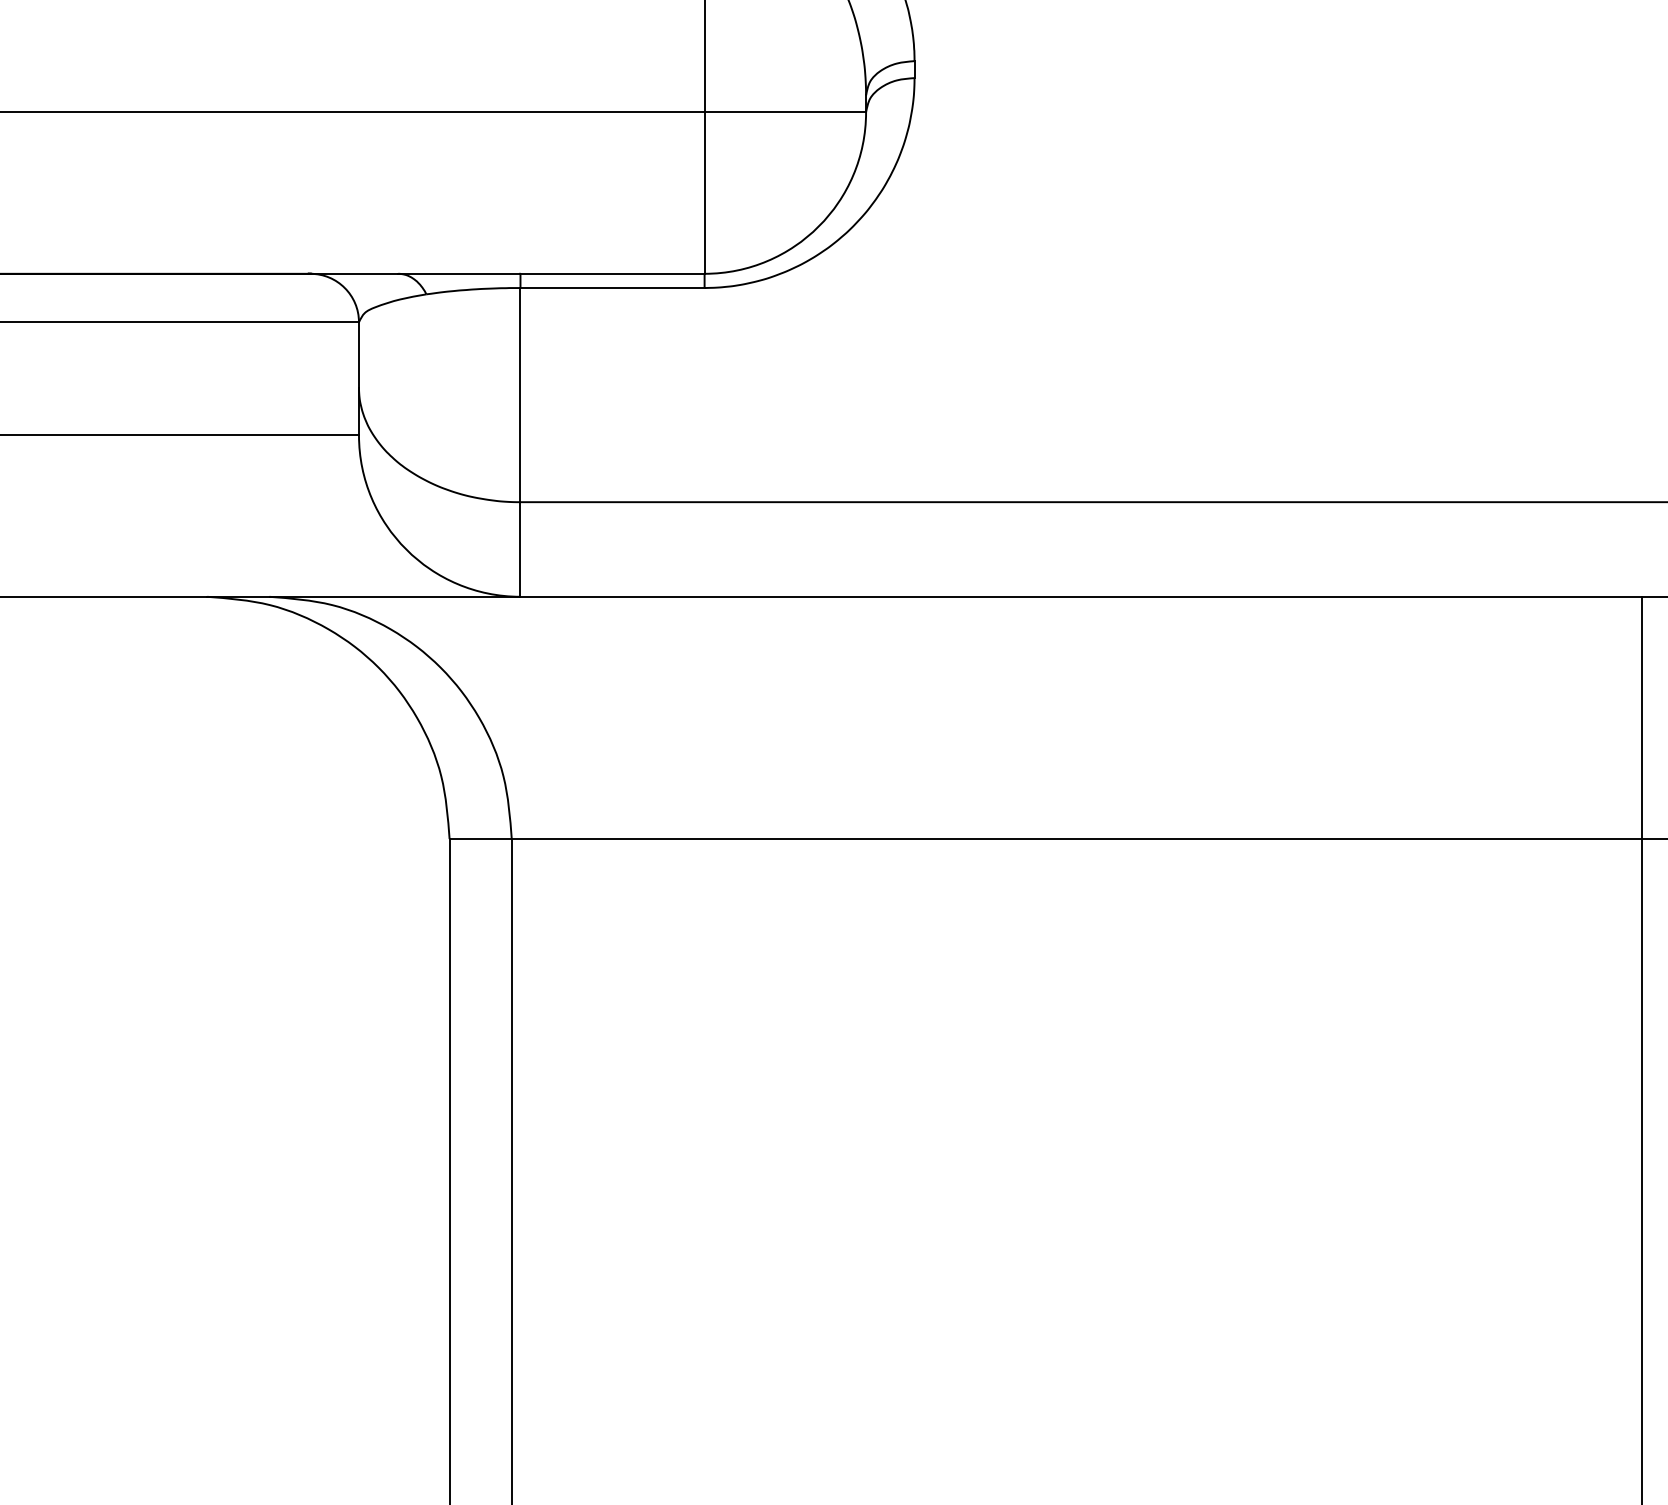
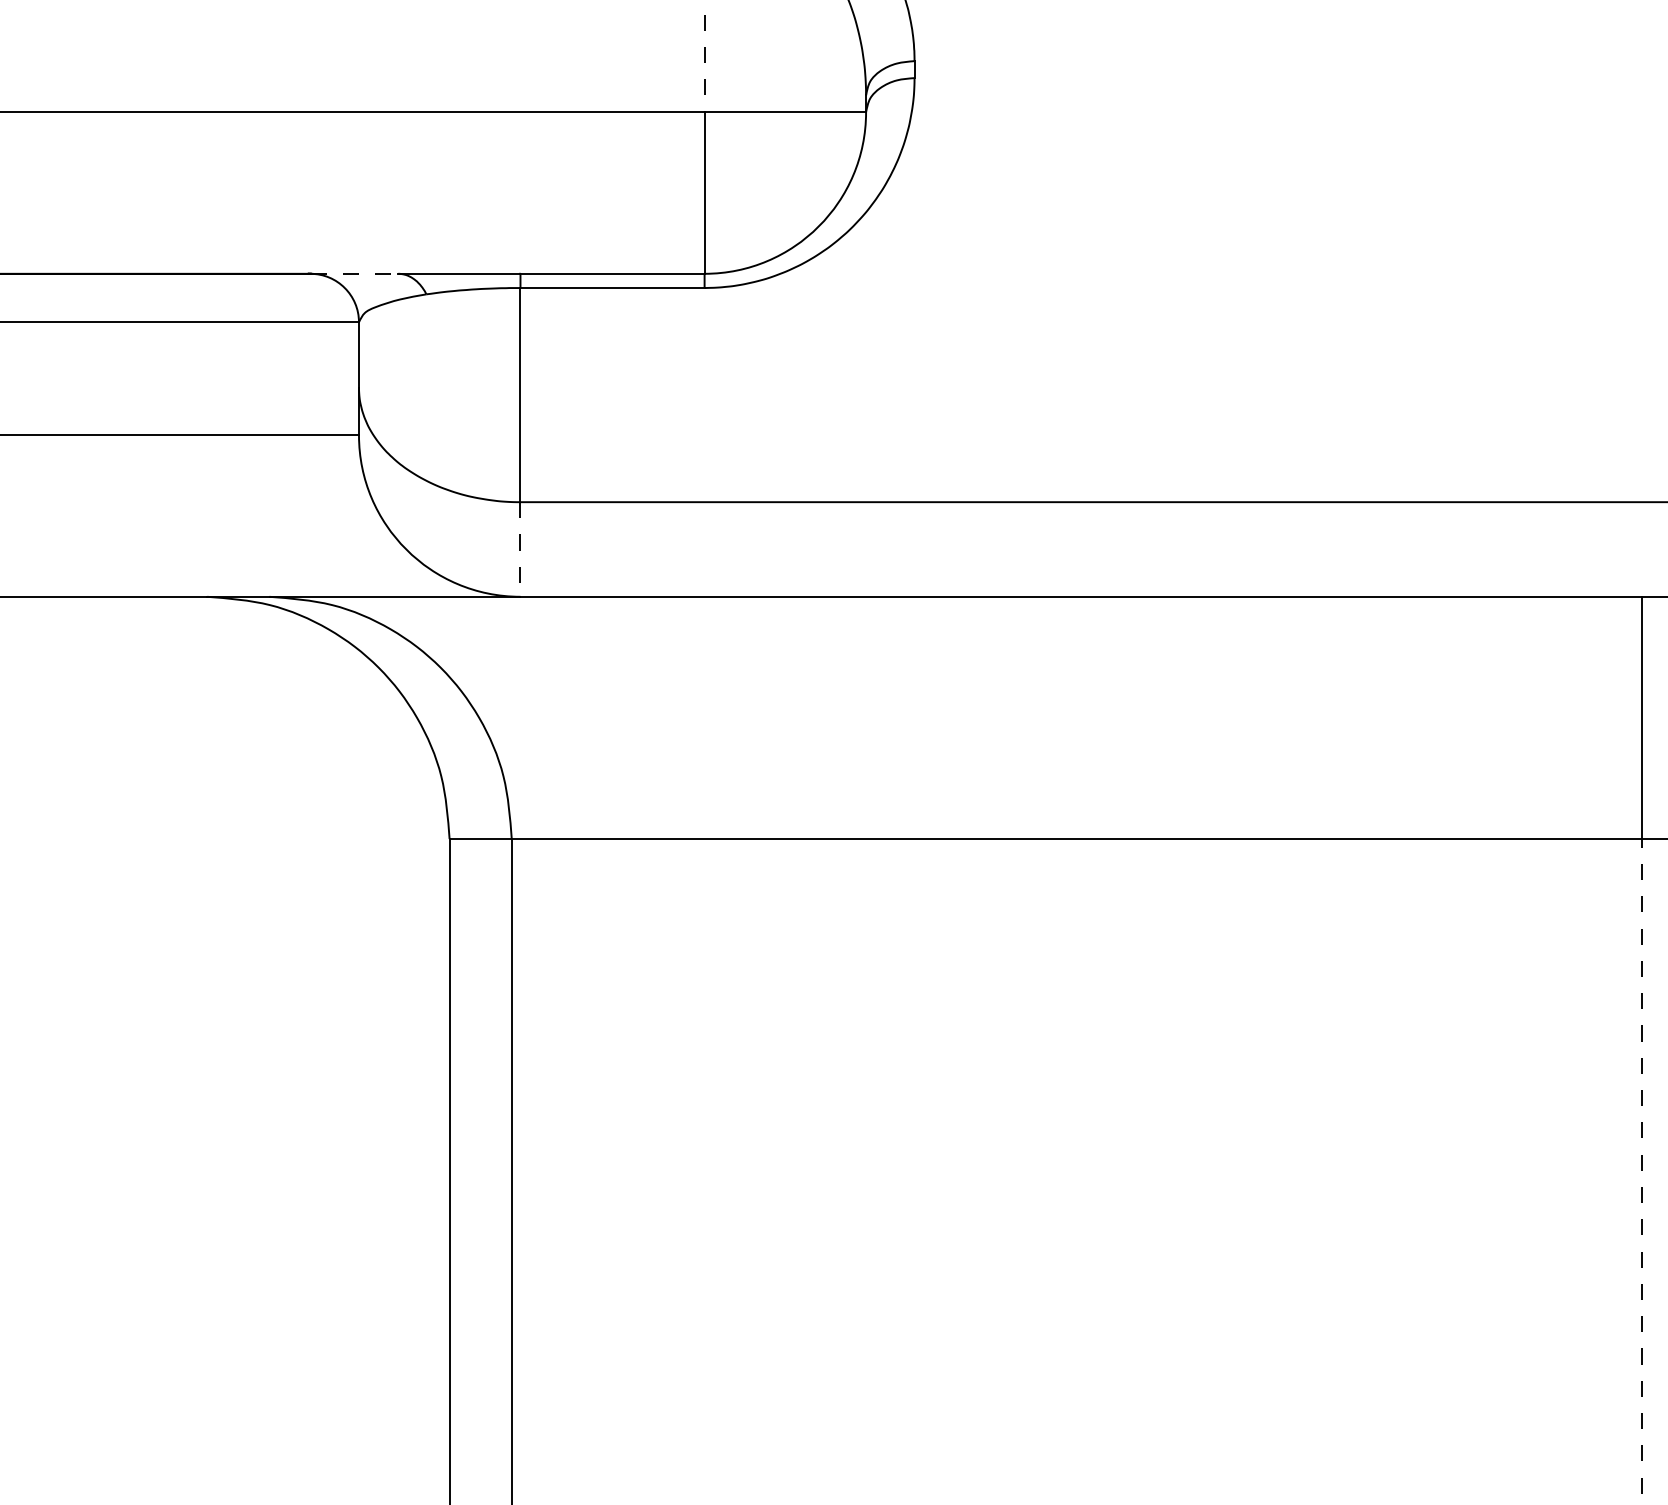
line: solid -> dashed (704, 56)
line: solid -> dashed (354, 273)
line: solid -> dashed (520, 550)
line: solid -> dashed (1641, 1172)
